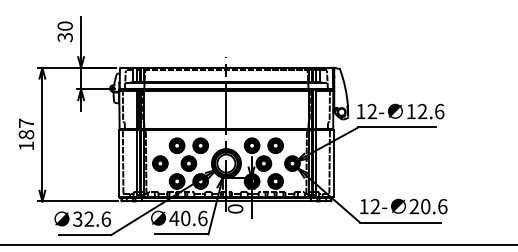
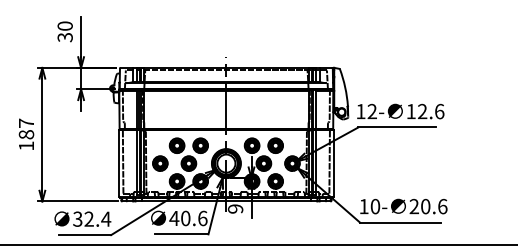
text: 12- -> 10- (375, 206)
text: 0 -> 9 (235, 208)
text: 32.6 -> 32.4 (106, 218)
